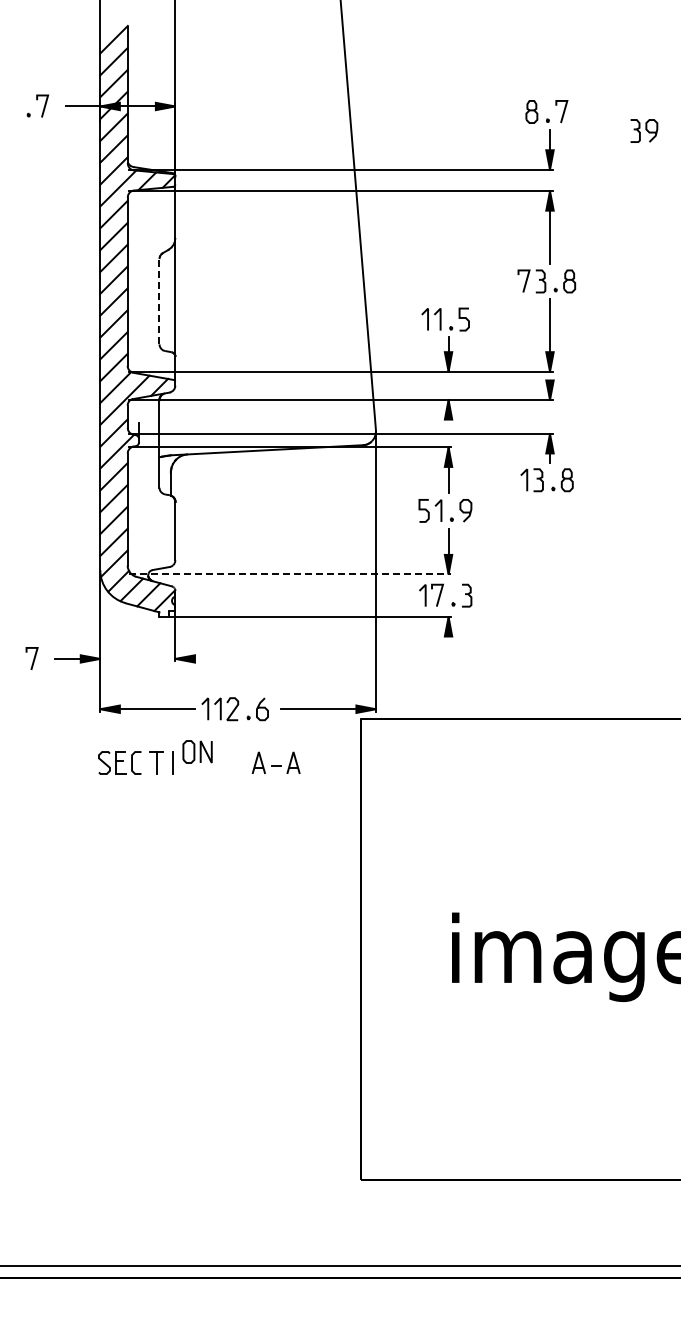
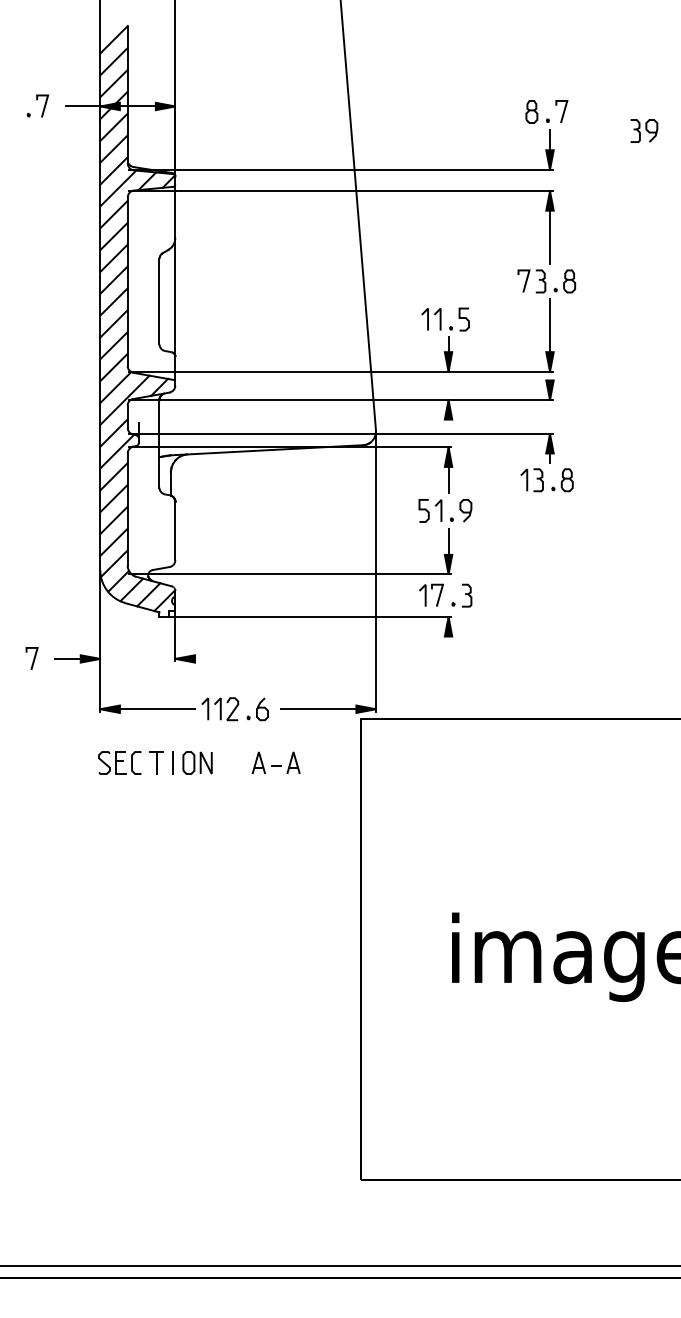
line: dashed -> solid (159, 301)
line: dashed -> solid (290, 574)
part position: (197, 751) -> (197, 762) (197, 762)
